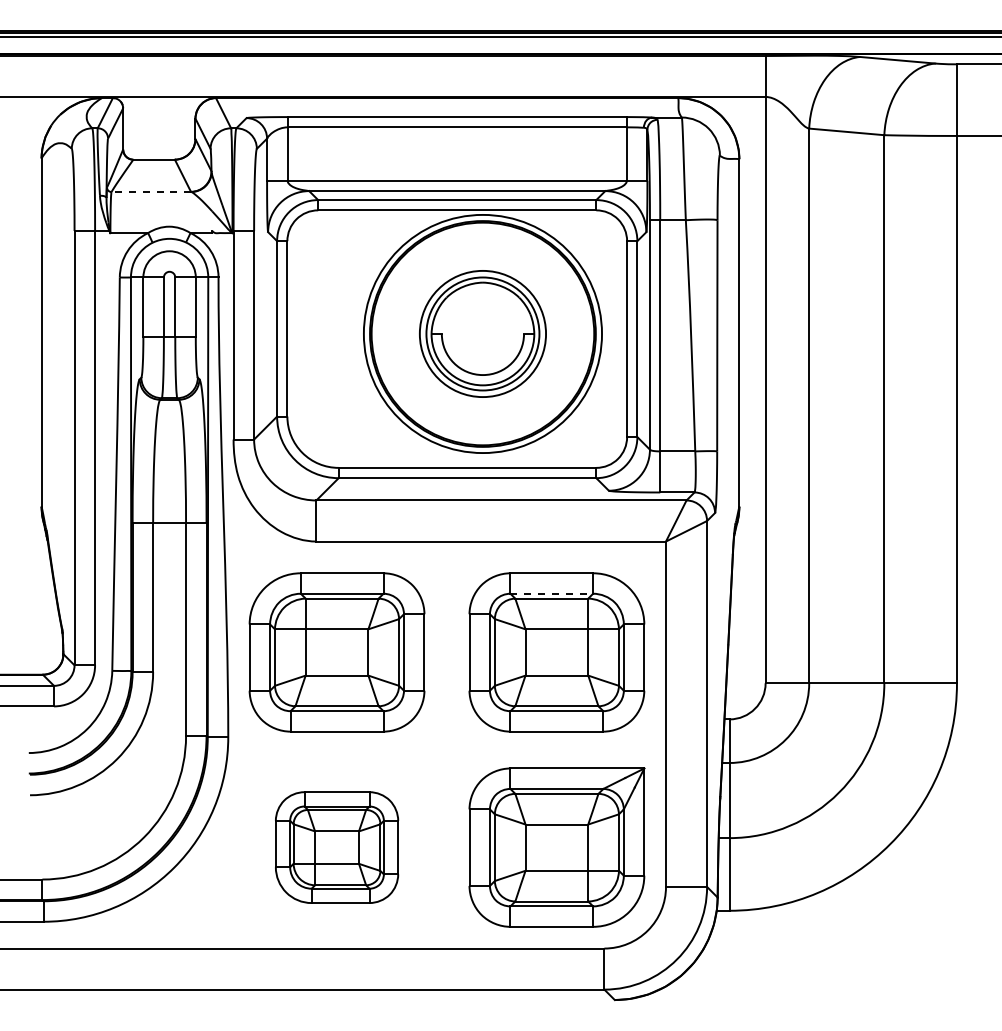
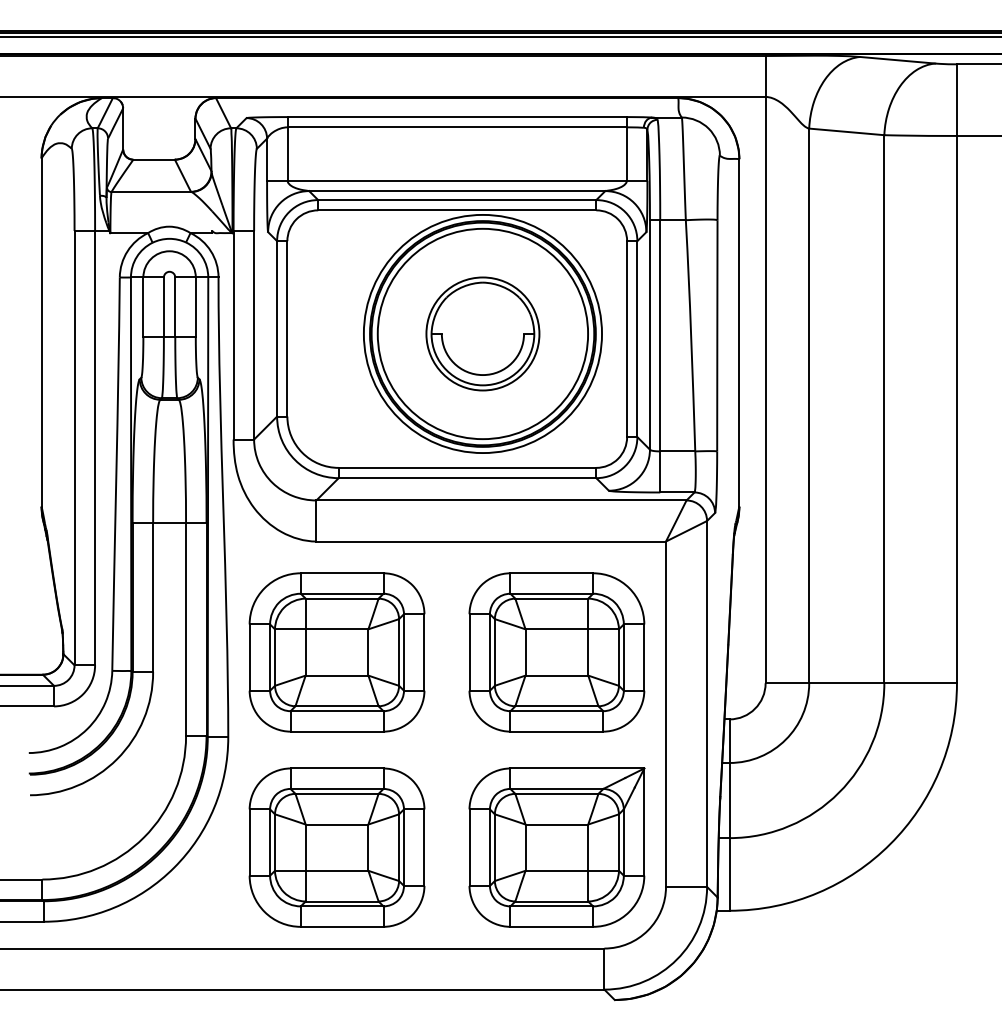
line: dashed -> solid (151, 192)
circle diameter: 126 px -> 210 px (482, 333)
line: dashed -> solid (552, 593)
part size: 125x113 px -> 178x161 px (336, 847)
